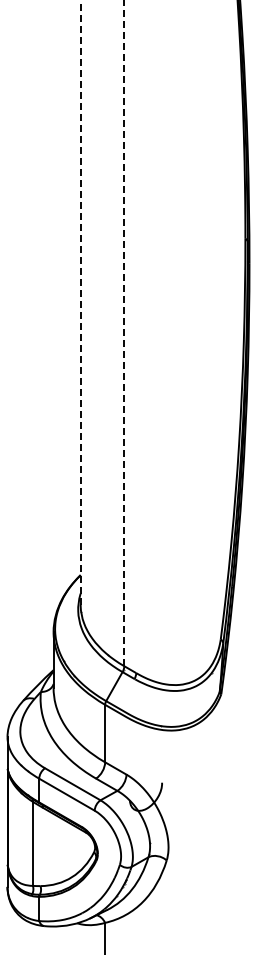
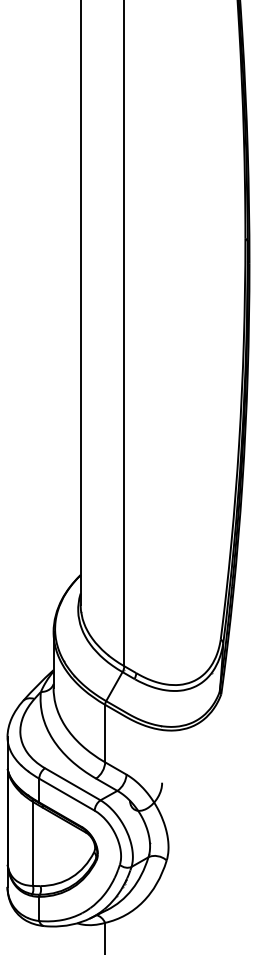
line: dashed -> solid (80, 302)
line: dashed -> solid (124, 333)
